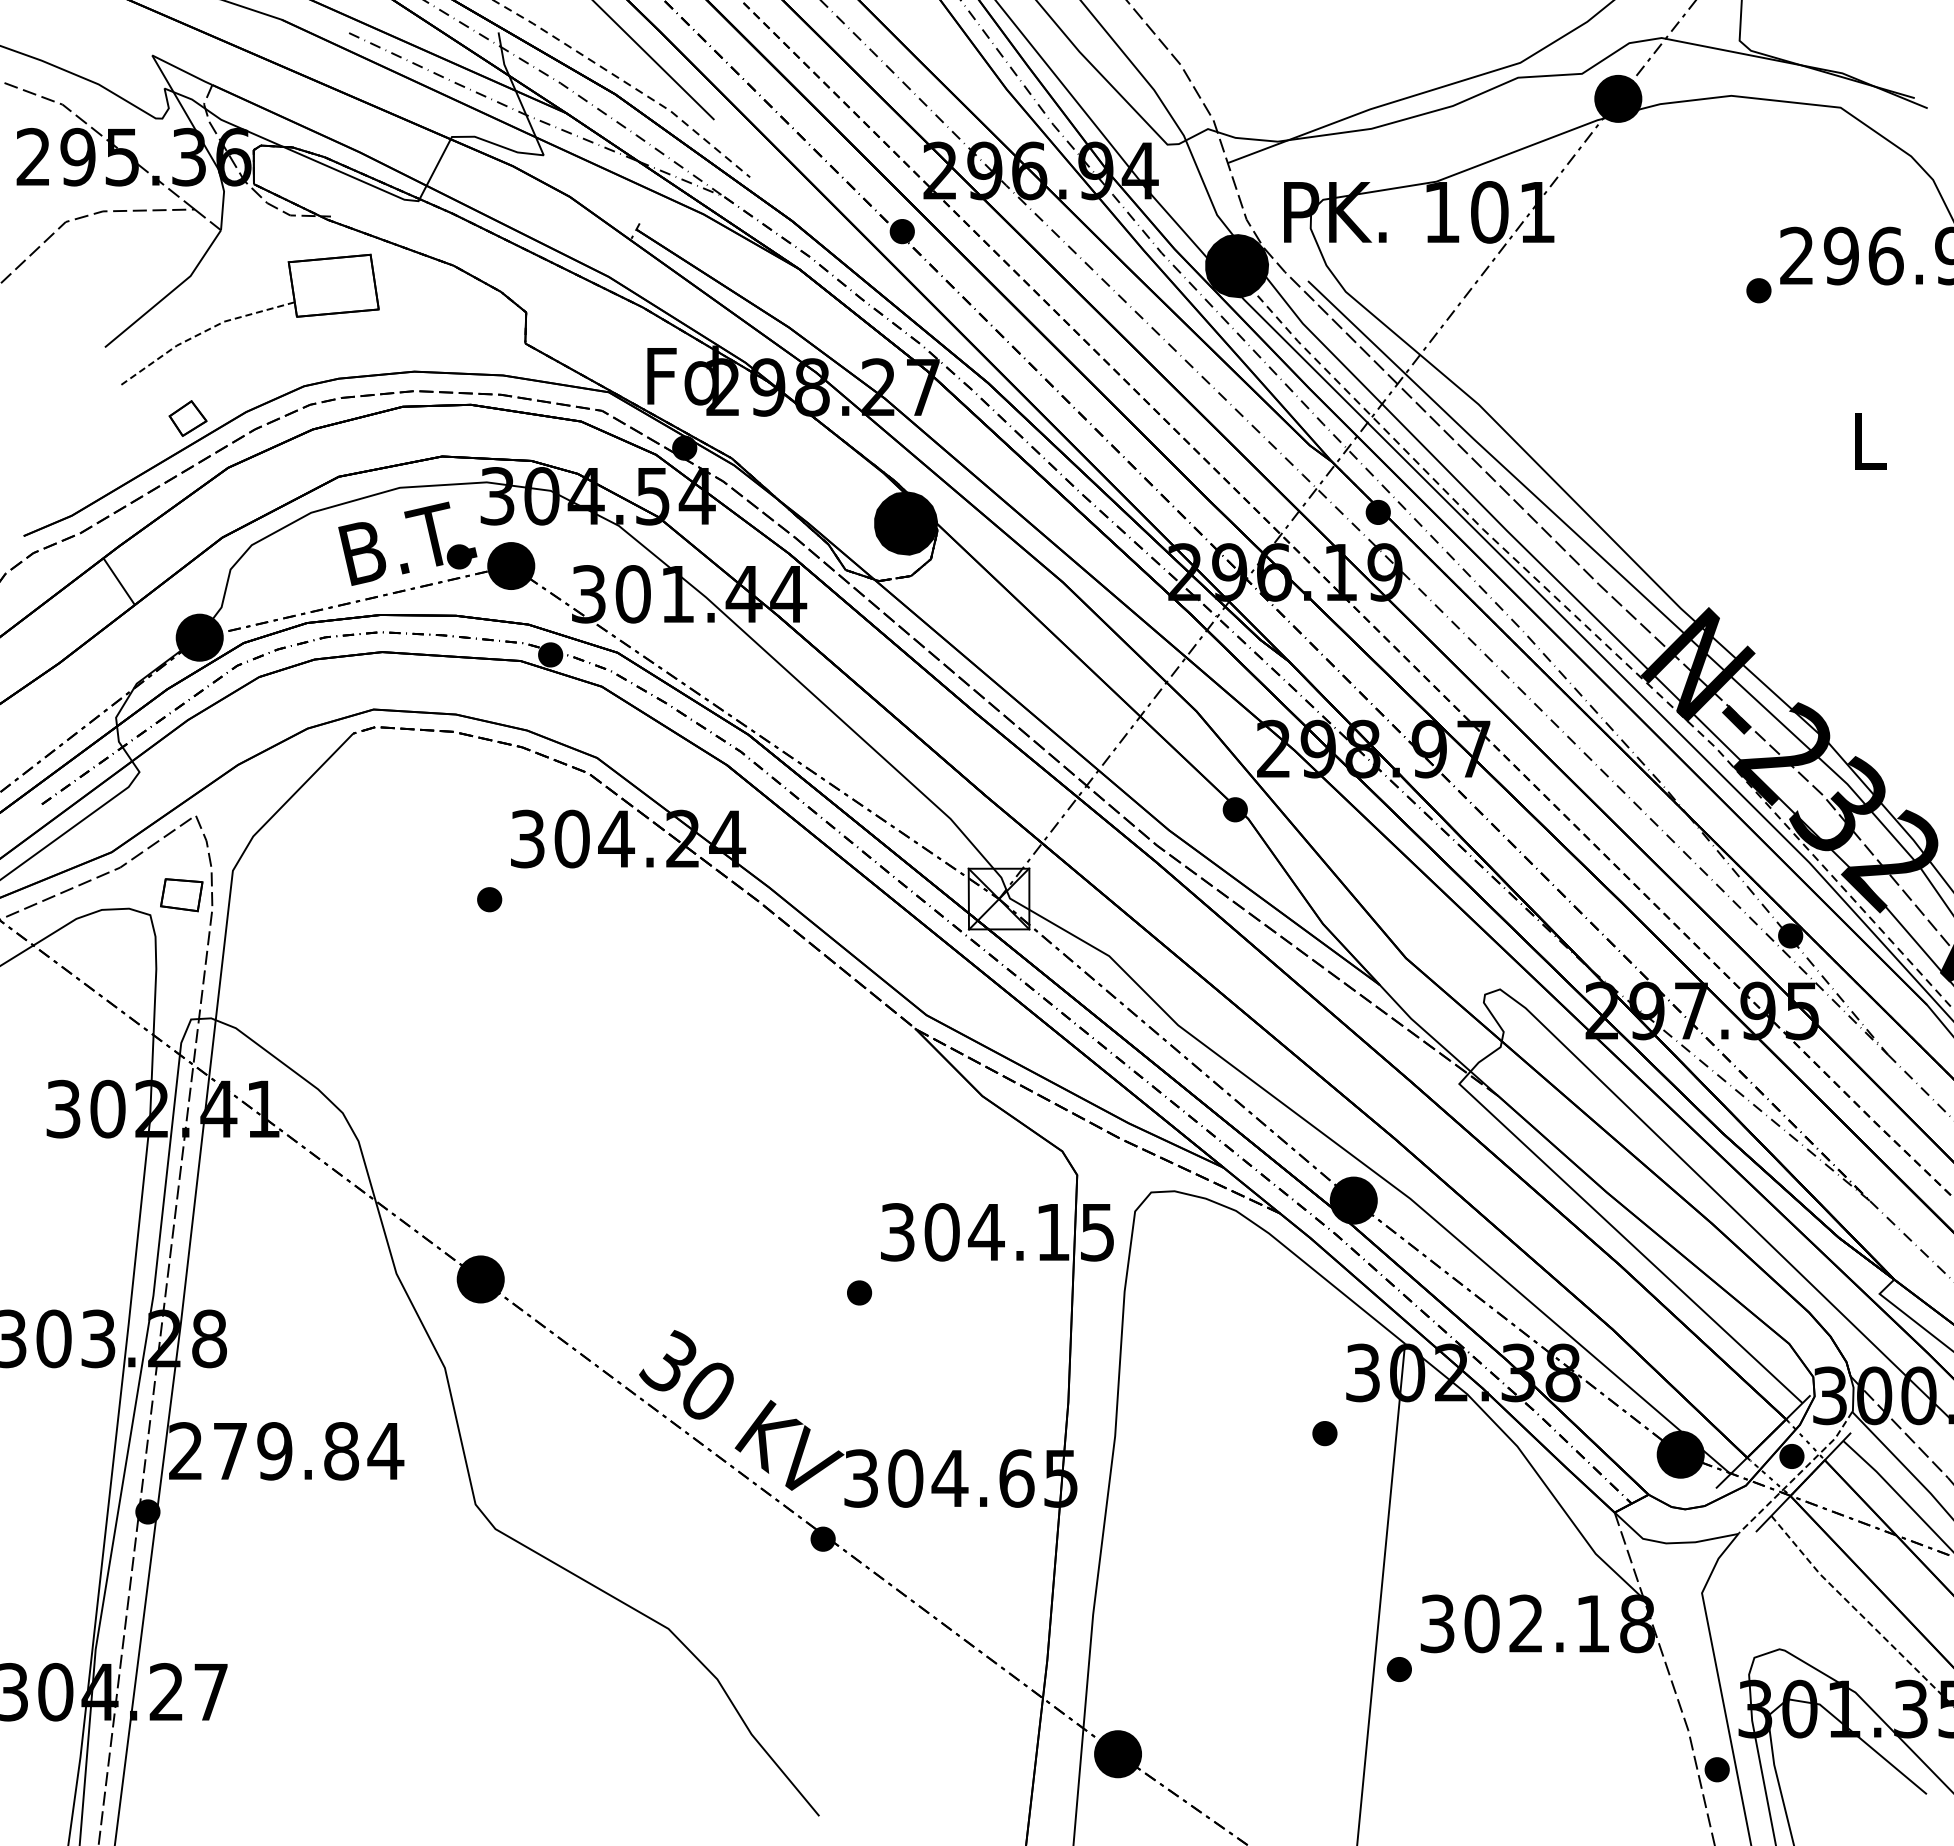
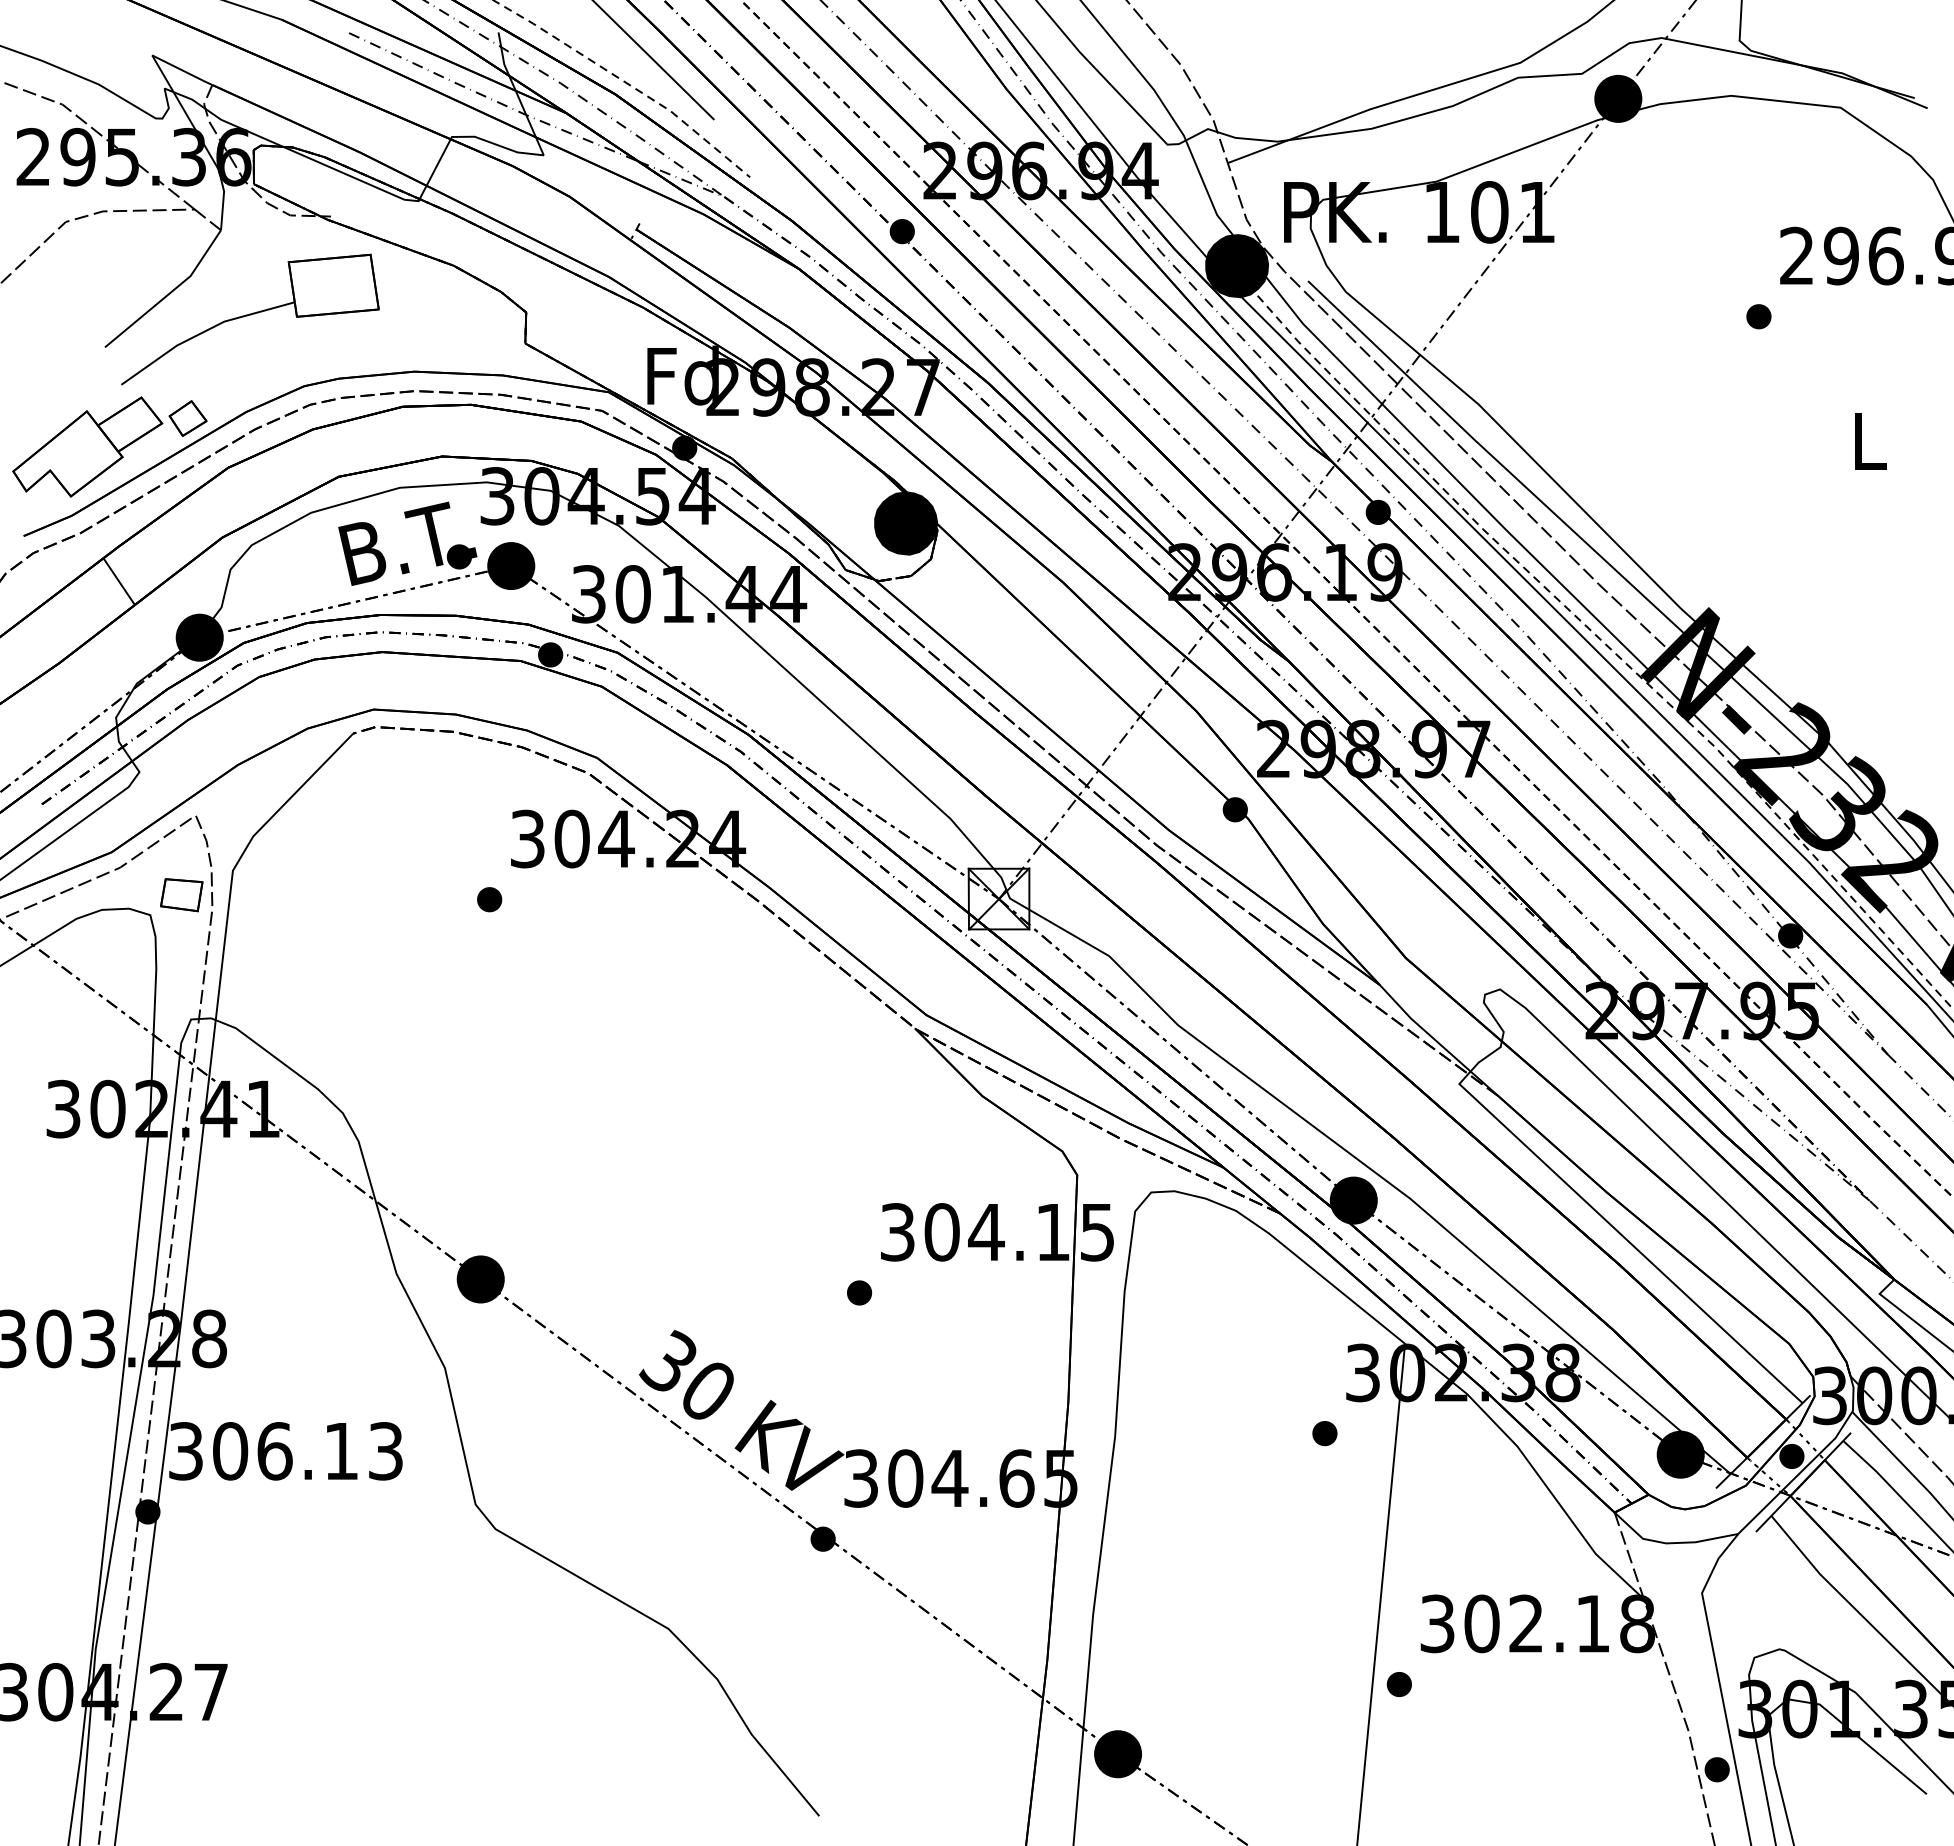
part position: (1758, 290) -> (1758, 316) (1758, 316)
line: dashed -> solid (203, 332)
part: none -> present (87, 446)
text: 279.84 -> 306.13 (286, 1451)
line: dashed -> solid (1797, 1475)
line: dashed -> solid (1859, 1613)
part position: (1398, 1669) -> (1398, 1684) (1398, 1684)
